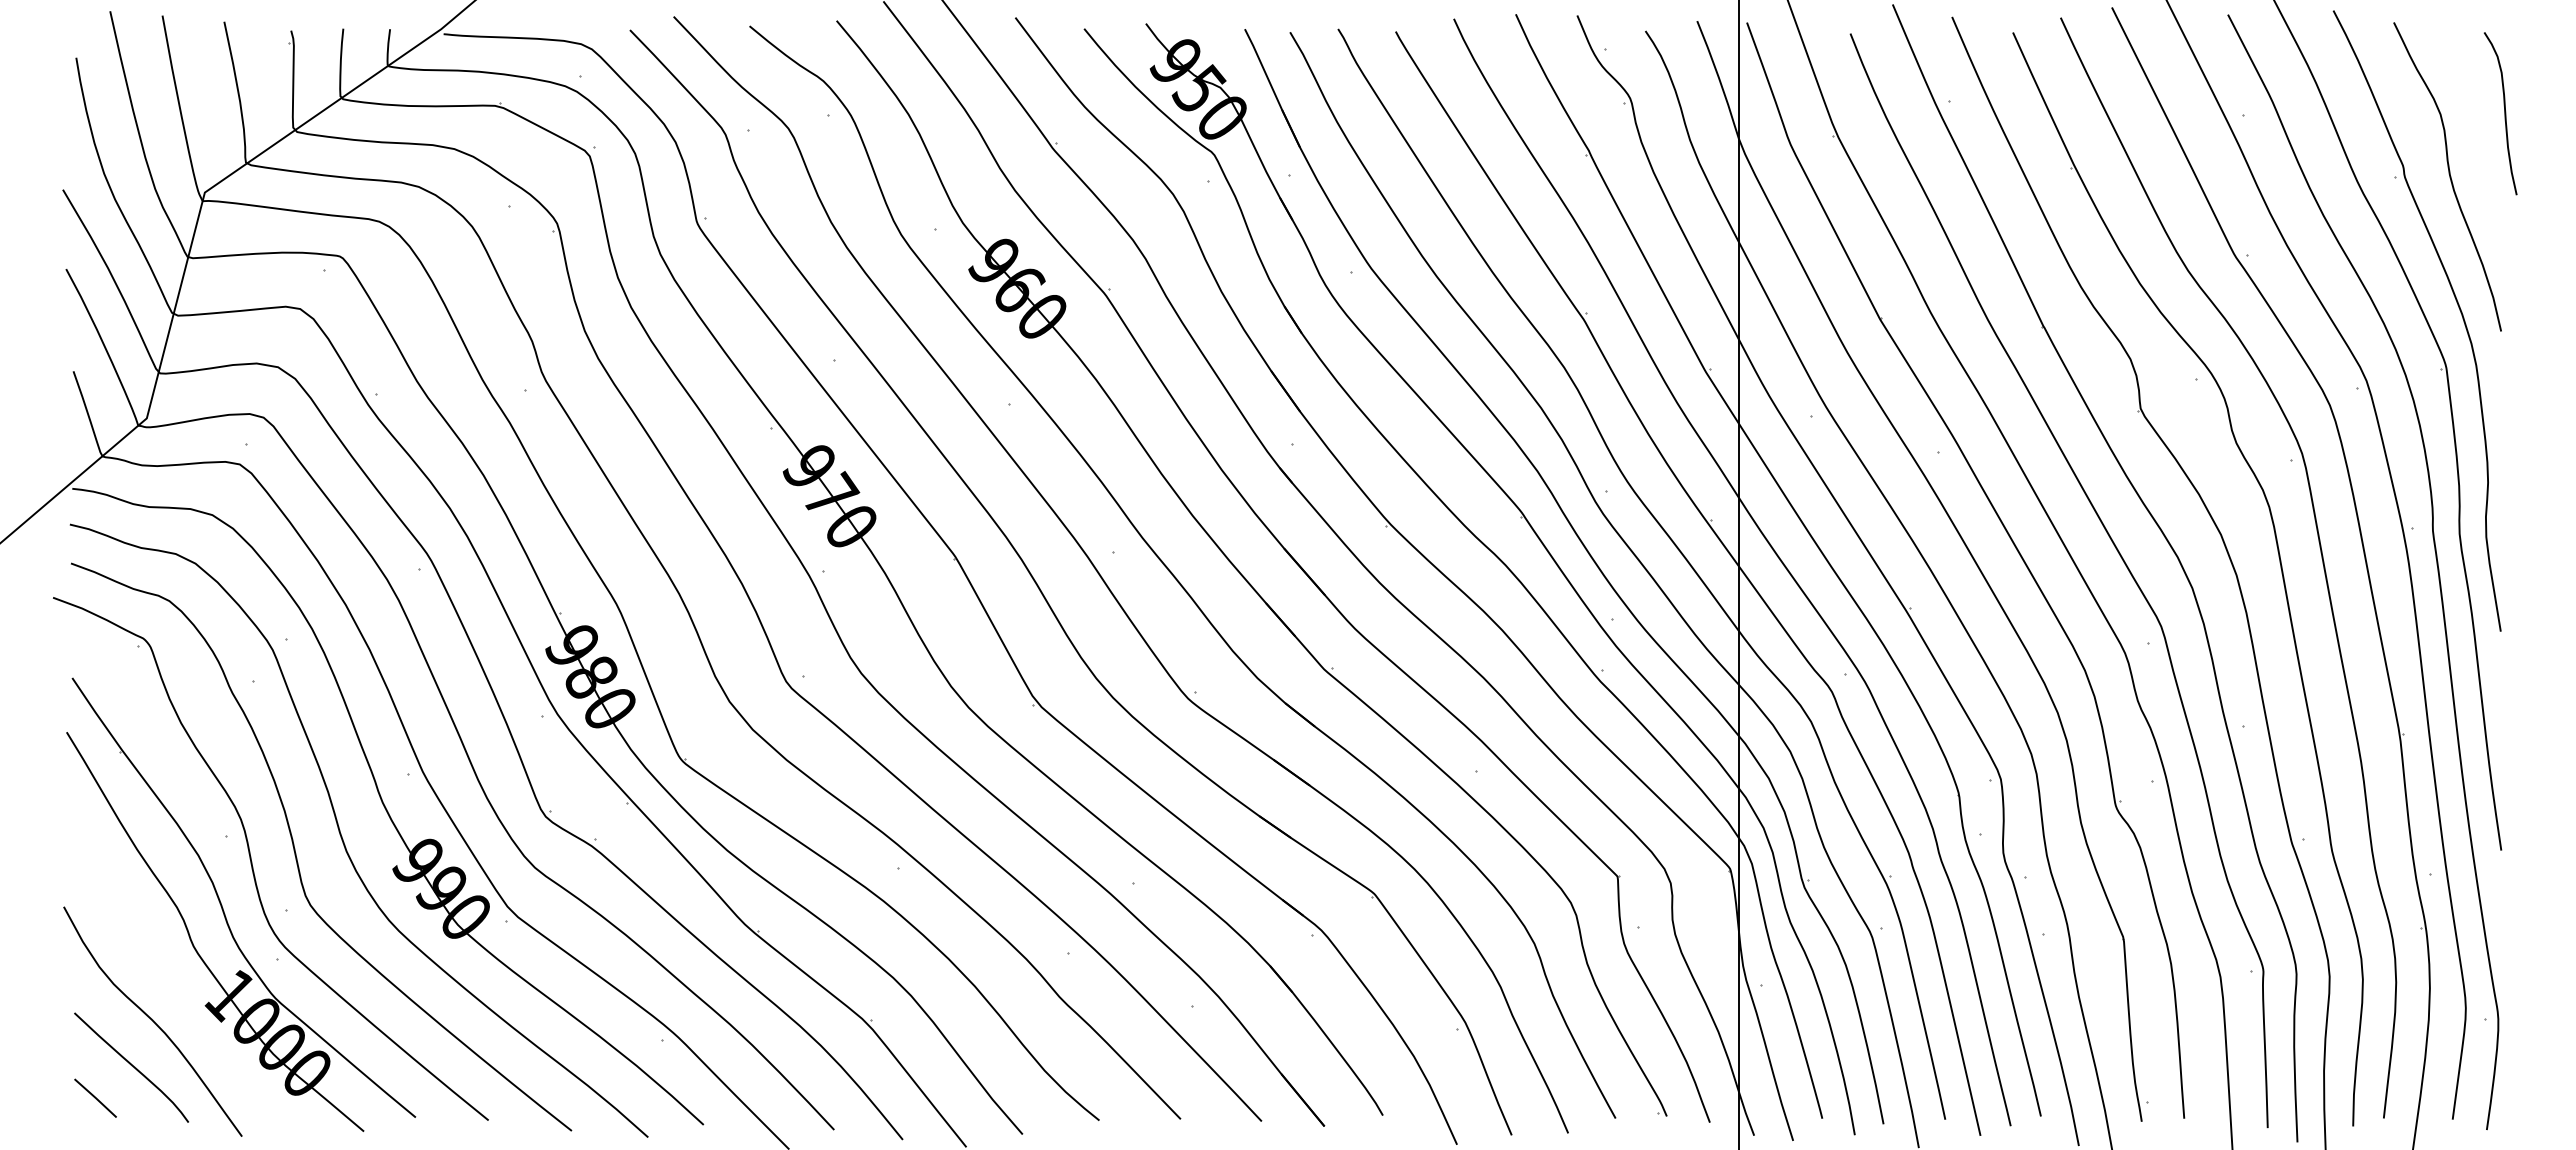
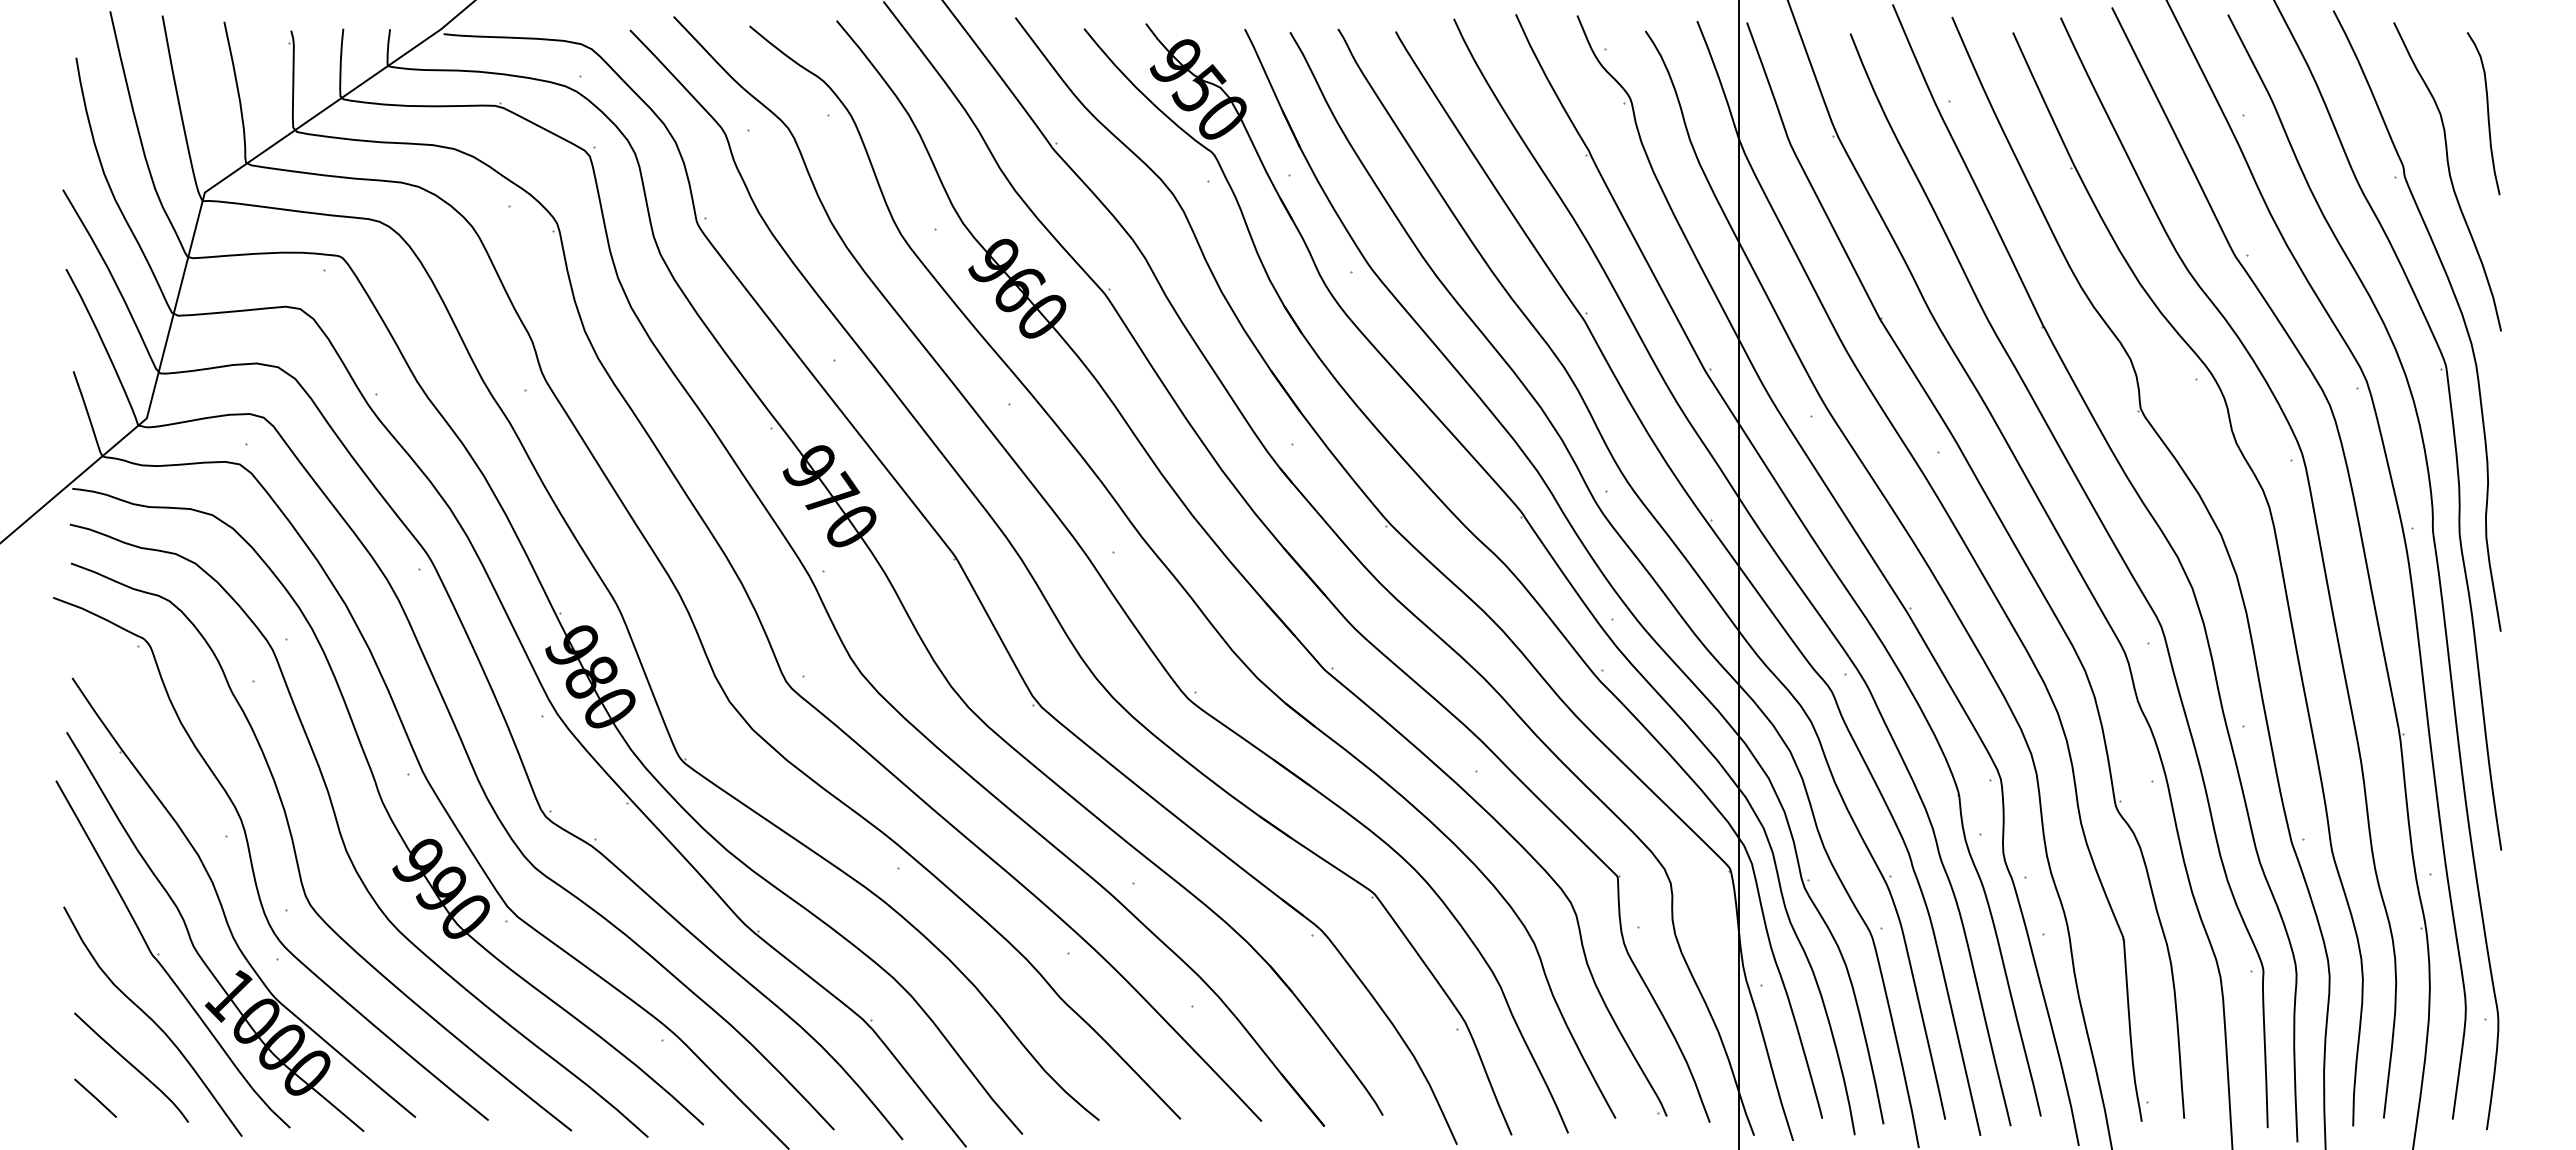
curve position: (2504, 113) -> (2487, 113) (2487, 113)
part: none -> present (159, 954)
